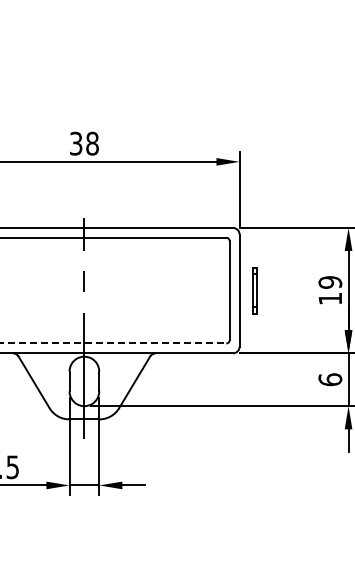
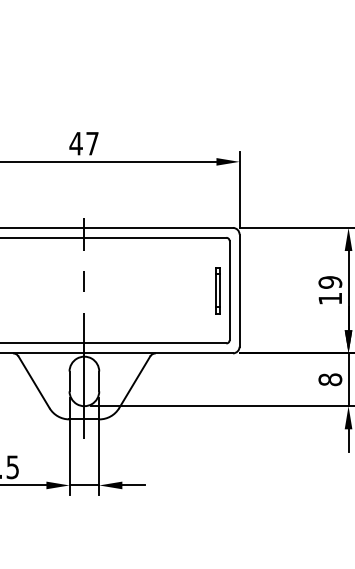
text: 38 -> 47 (83, 143)
part position: (254, 290) -> (217, 290) (217, 290)
line: dashed -> solid (113, 343)
text: 6 -> 8 (330, 379)
